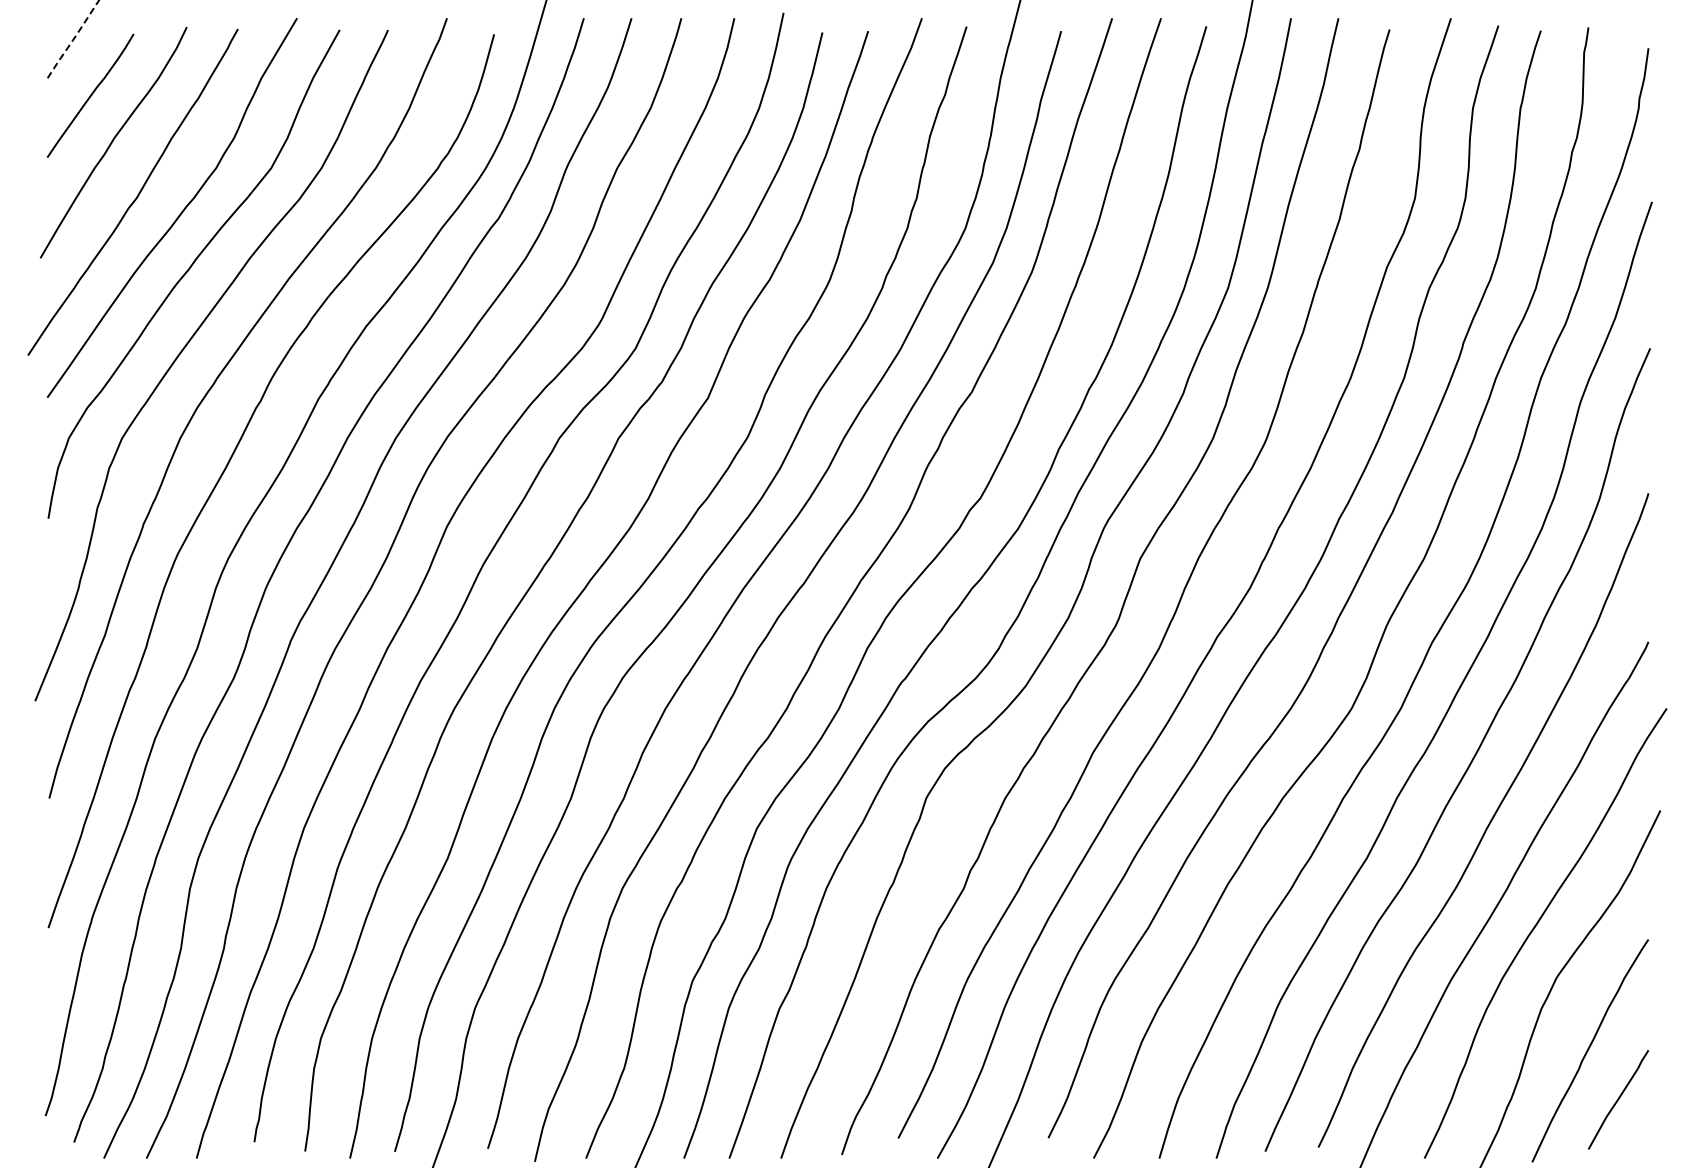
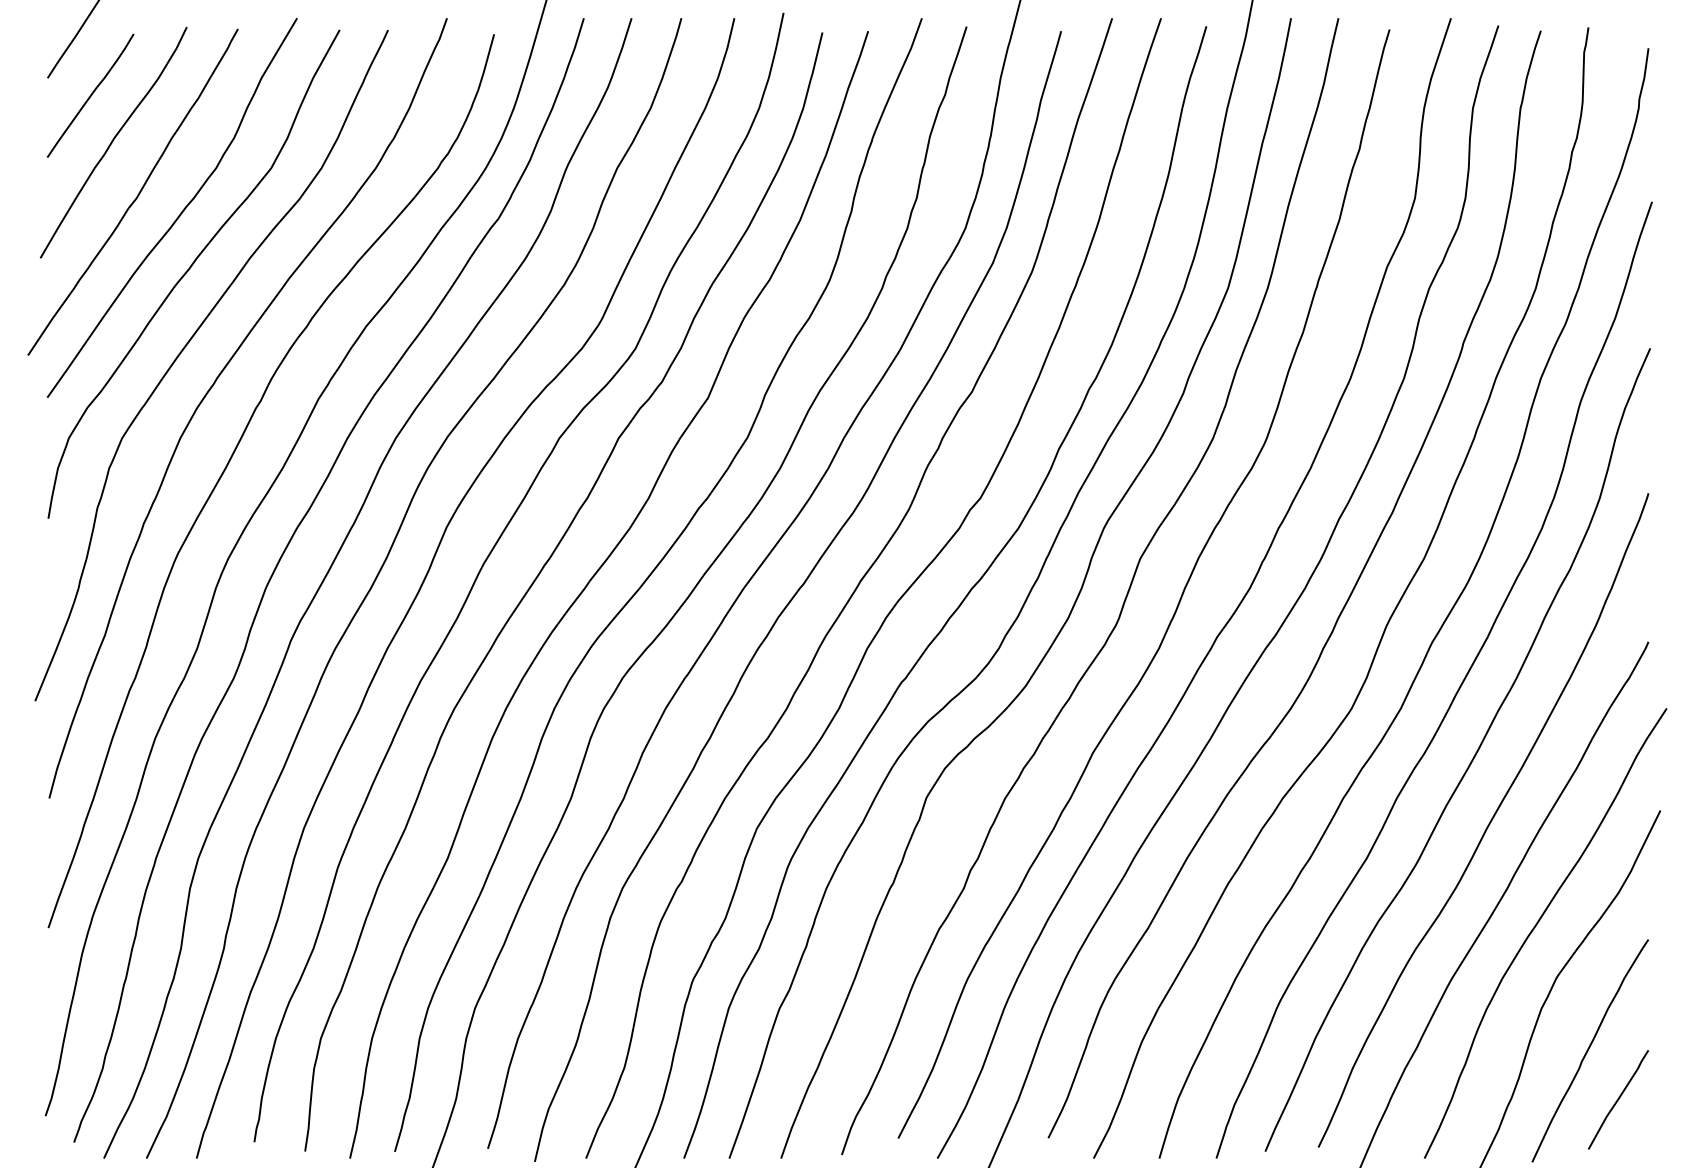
line: dashed -> solid (73, 39)
